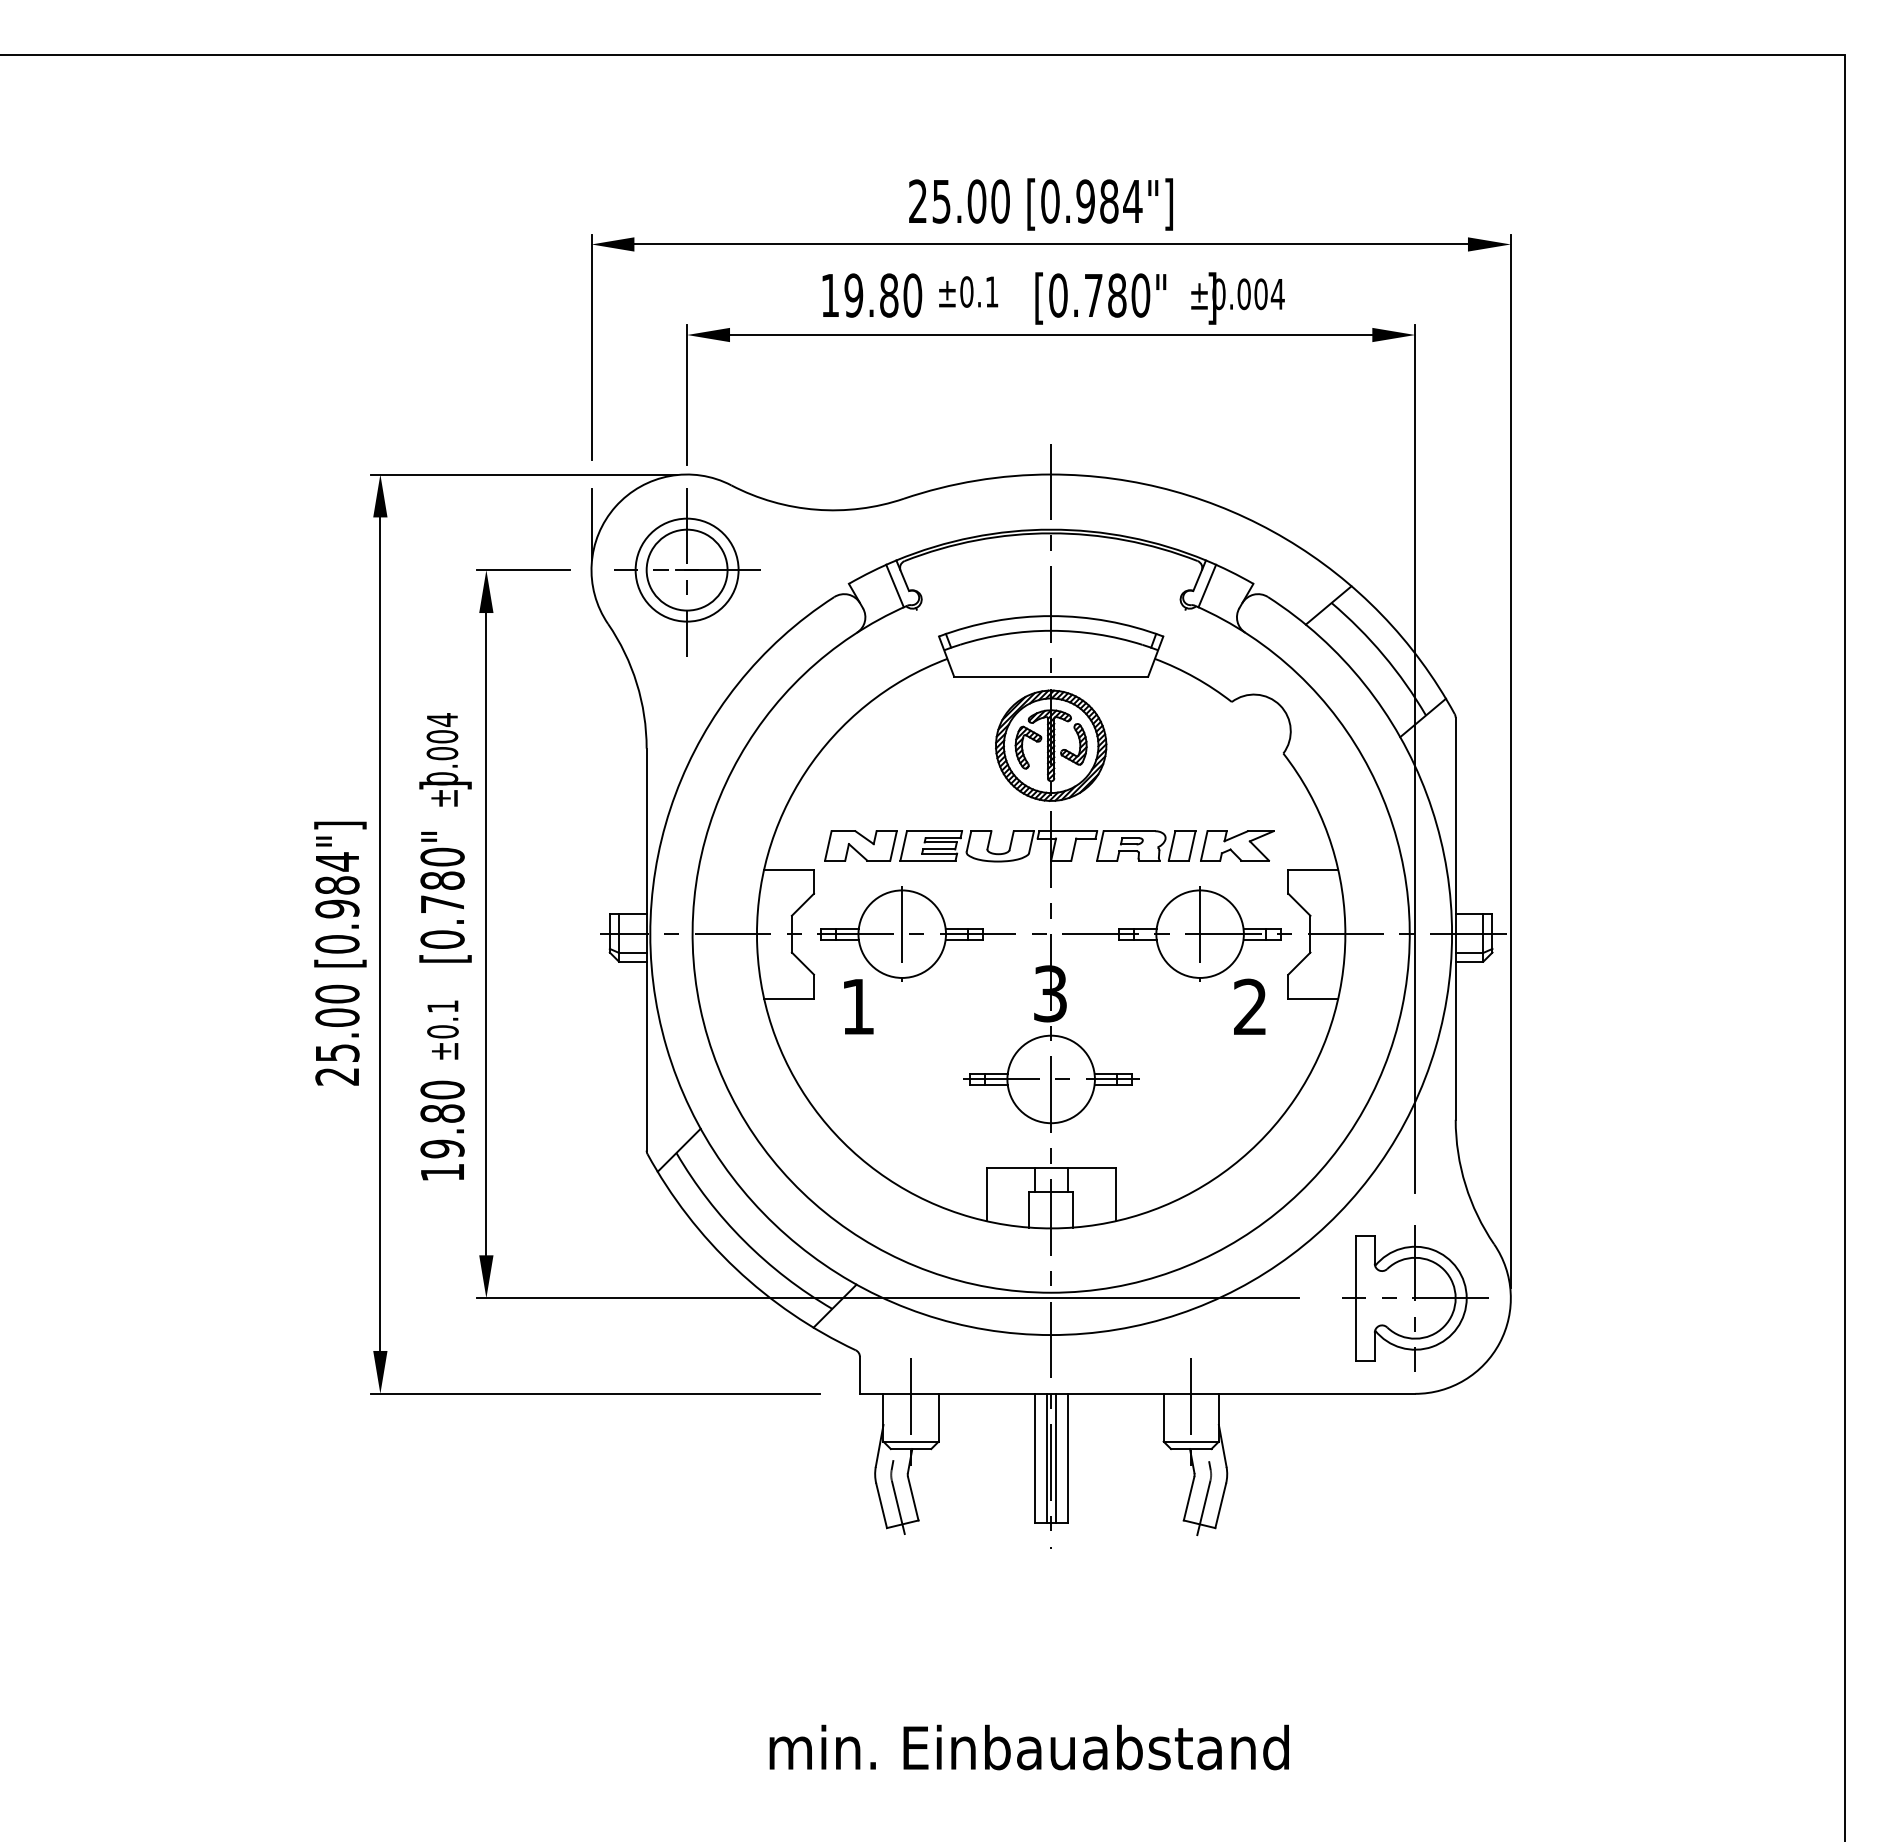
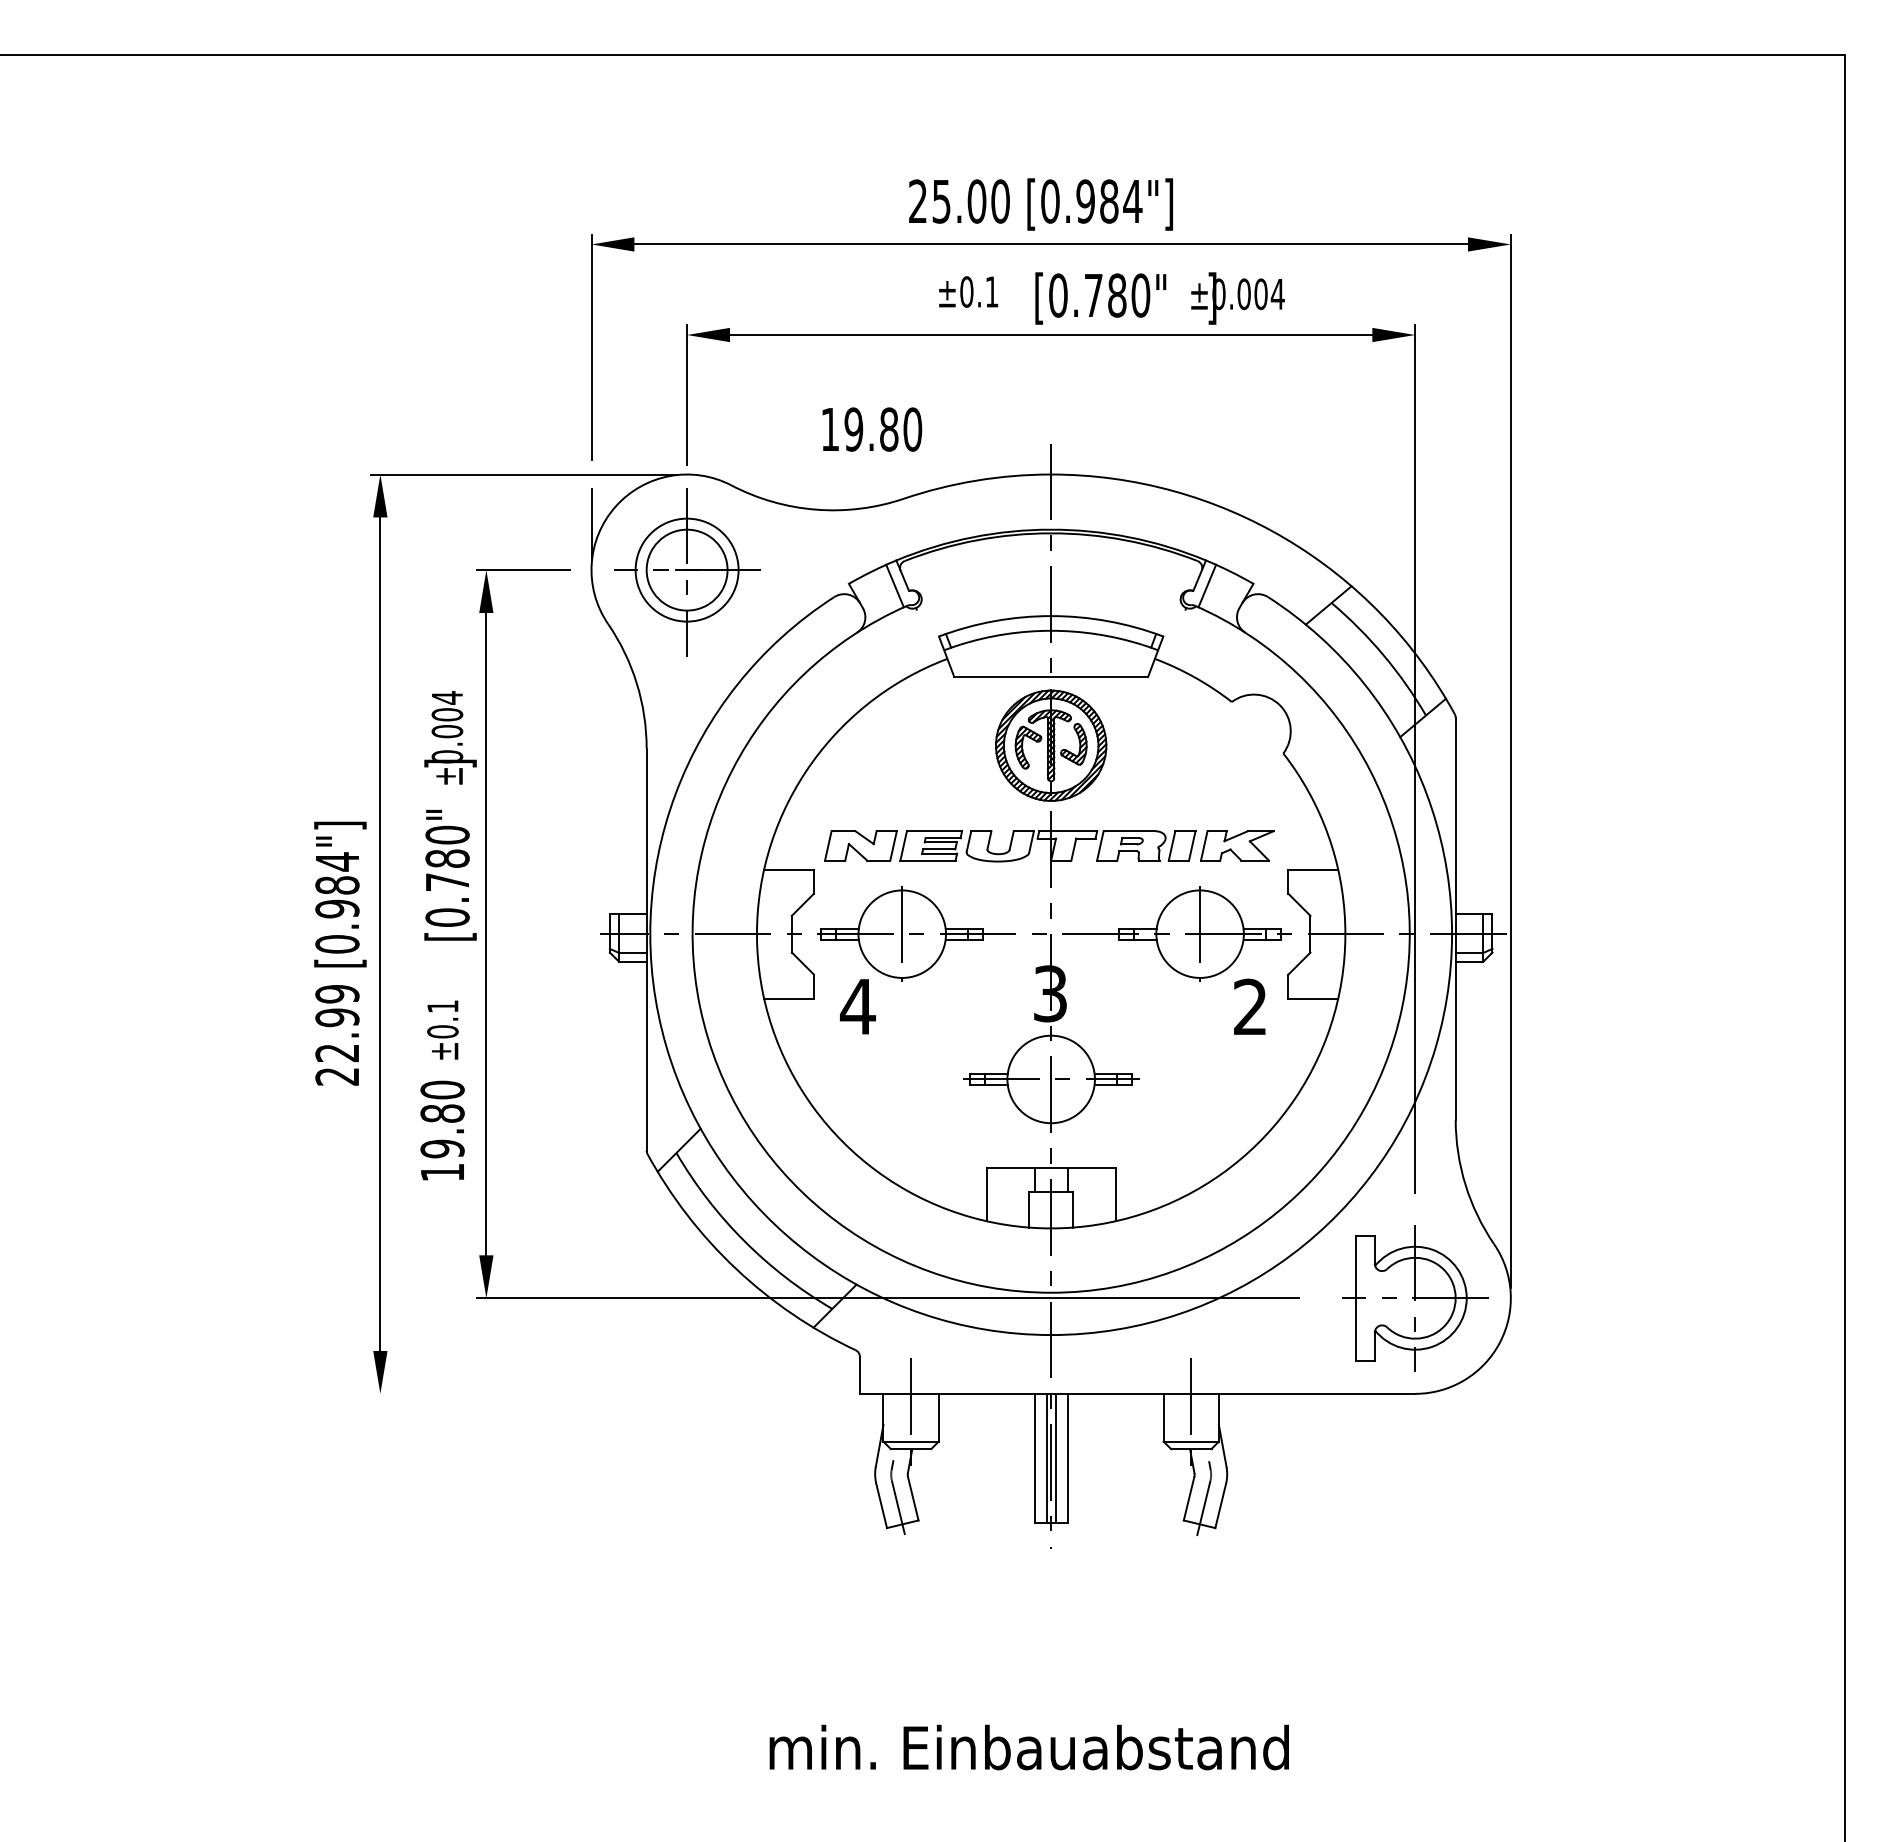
text position: (872, 295) -> (872, 429) (872, 429)
text position: (445, 837) -> (450, 815) (450, 815)
text: 1 -> 4 (857, 1006)
text: 25.00 -> 22.99 (337, 1023)
line: present -> none (594, 1393)
